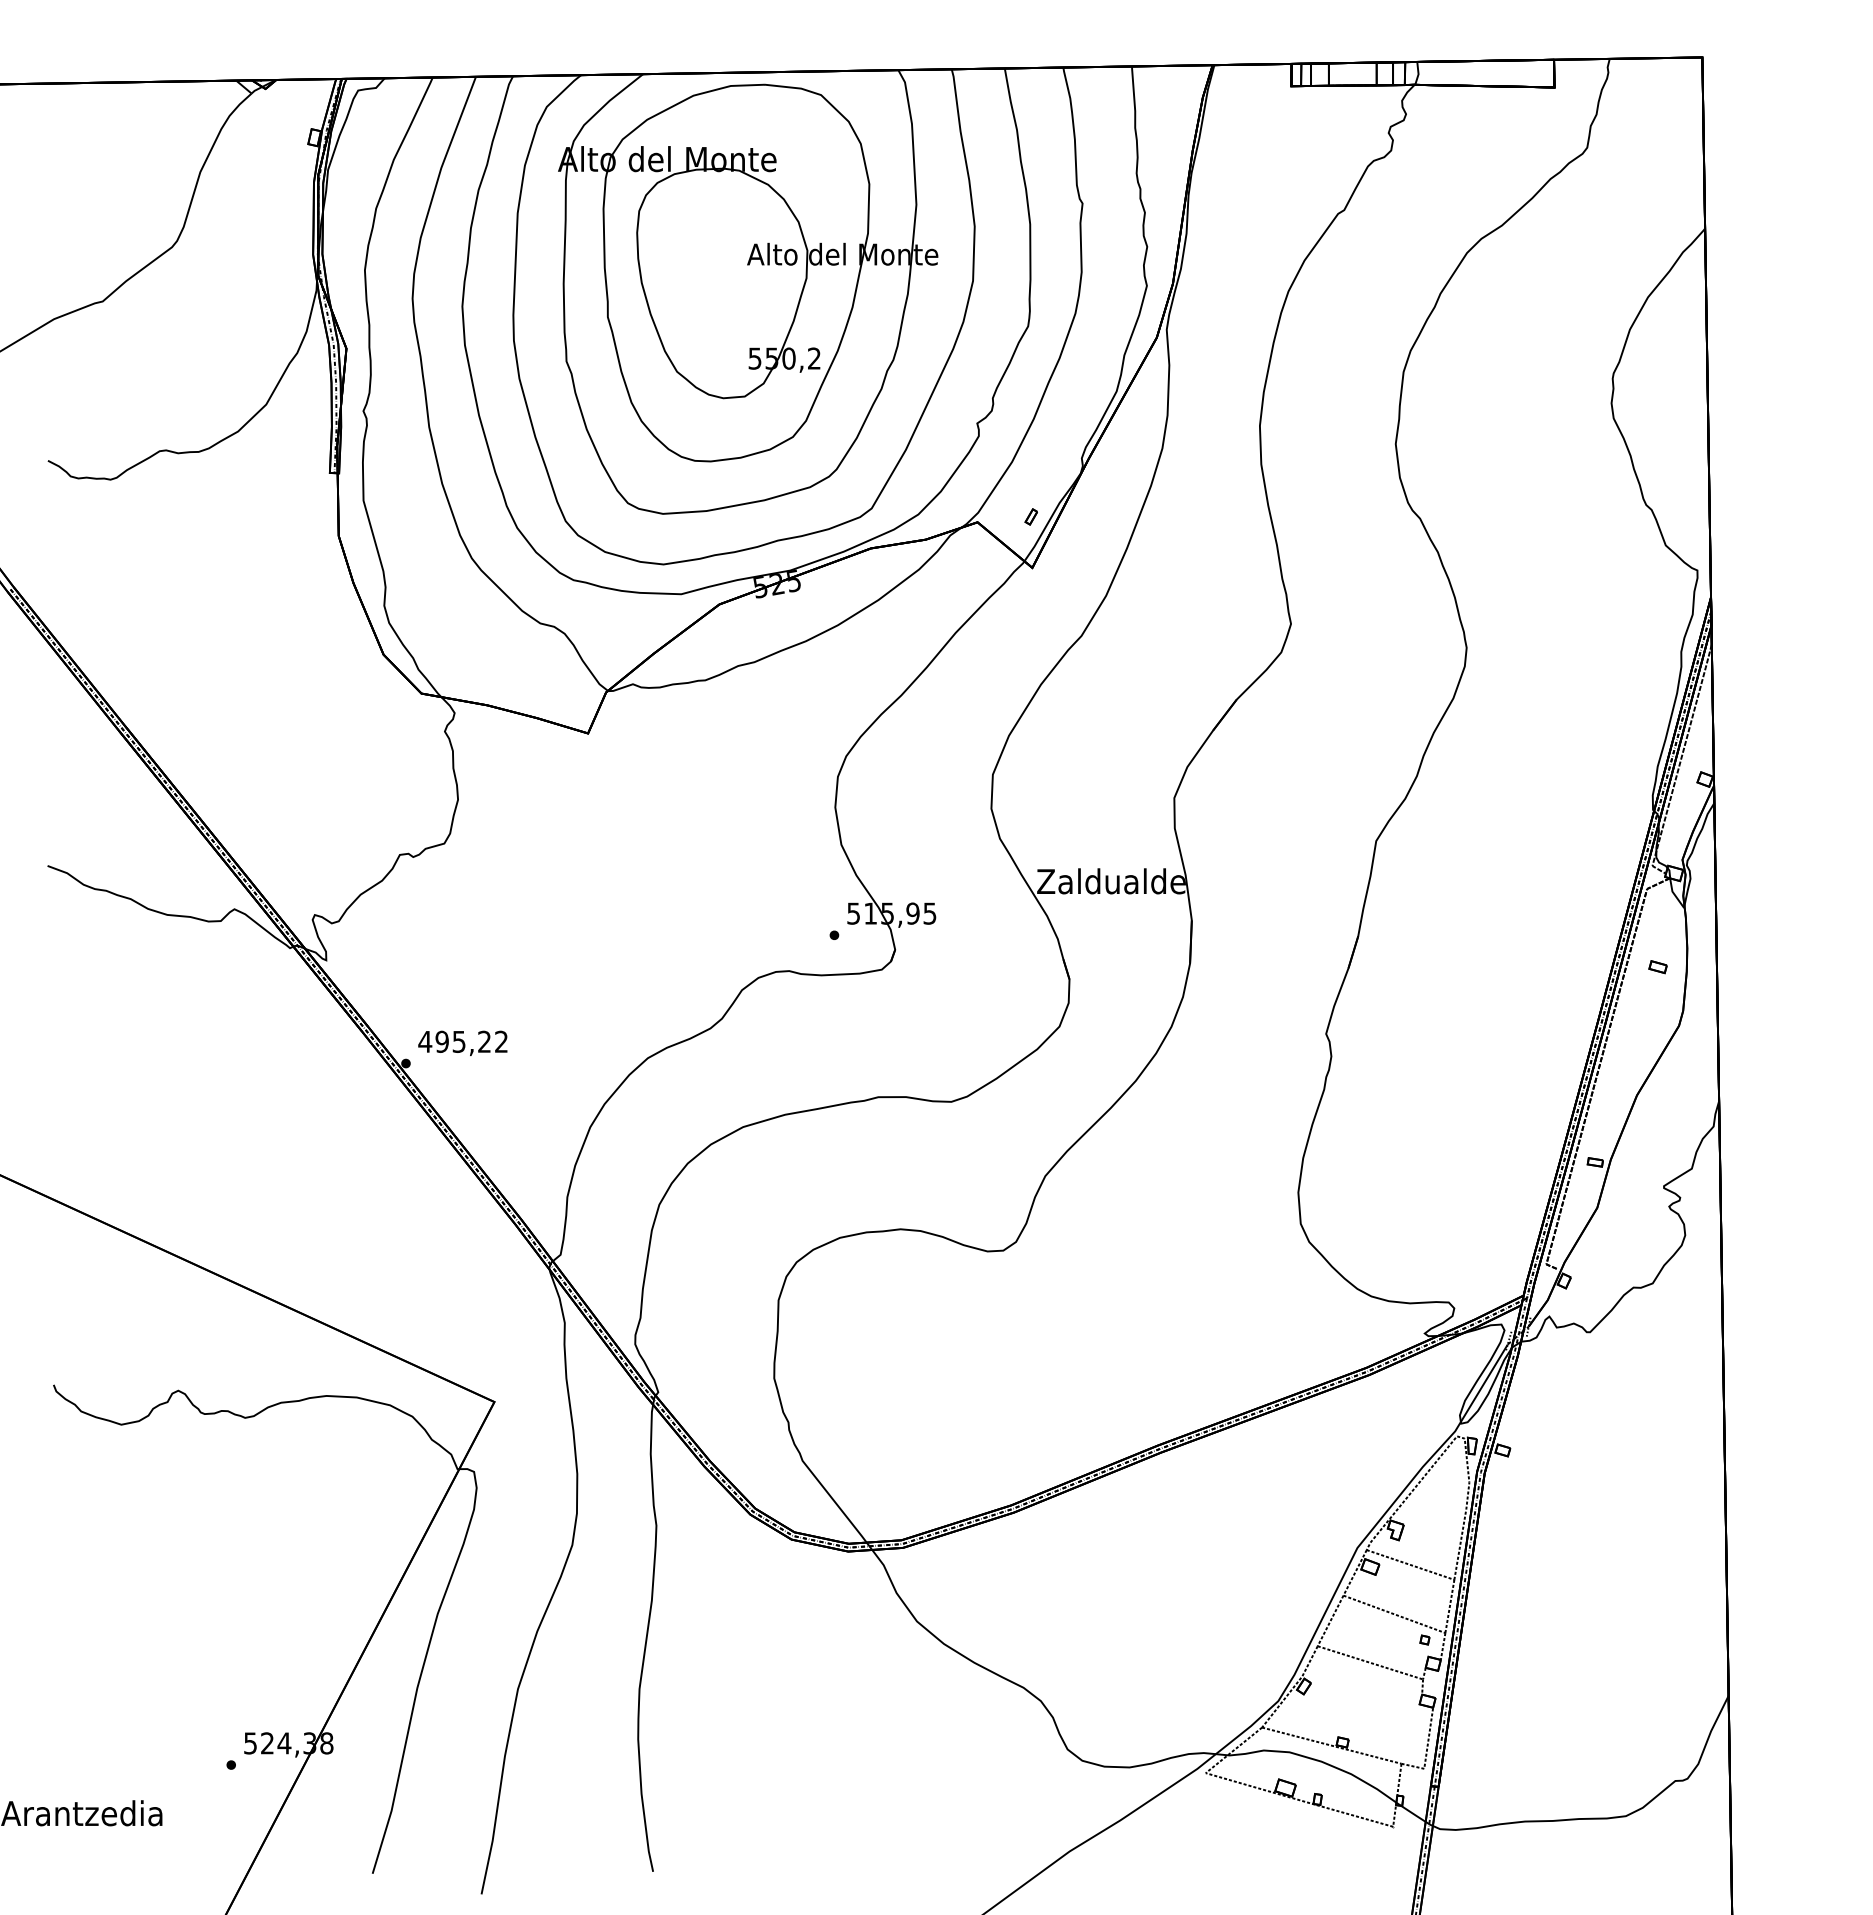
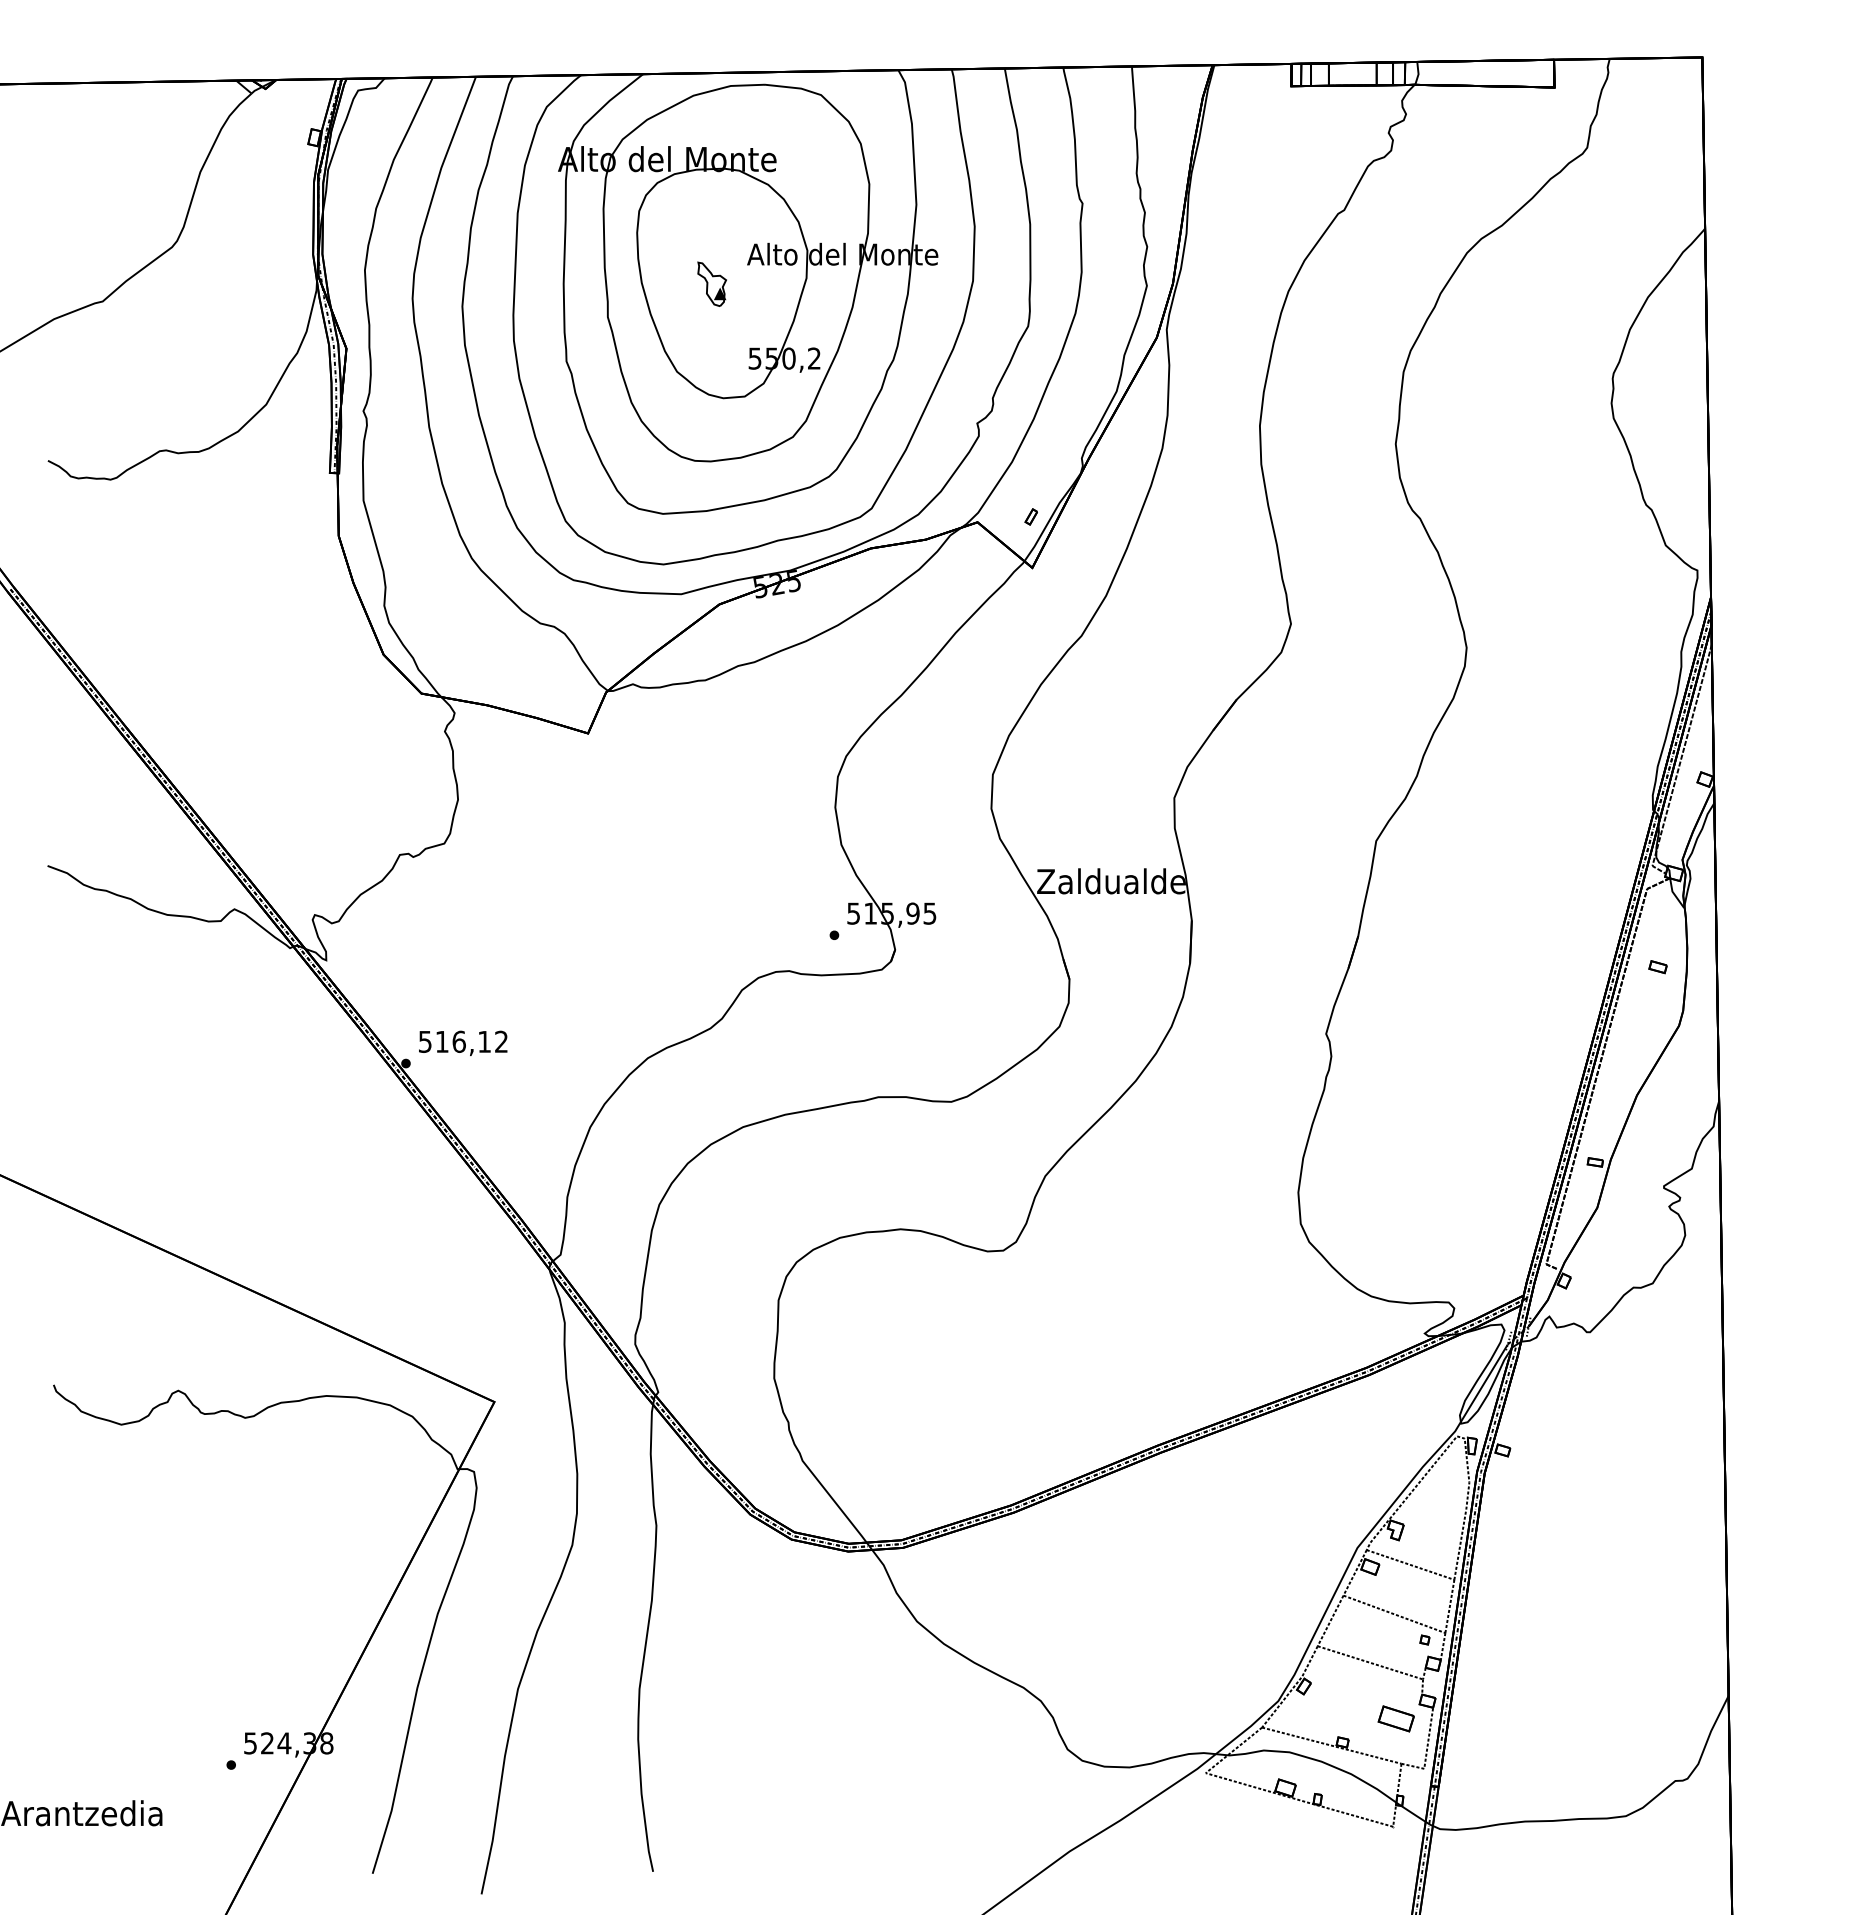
part: none -> present (711, 283)
text: 495,22 -> 516,12 (454, 1041)
part: none -> present (1395, 1718)
